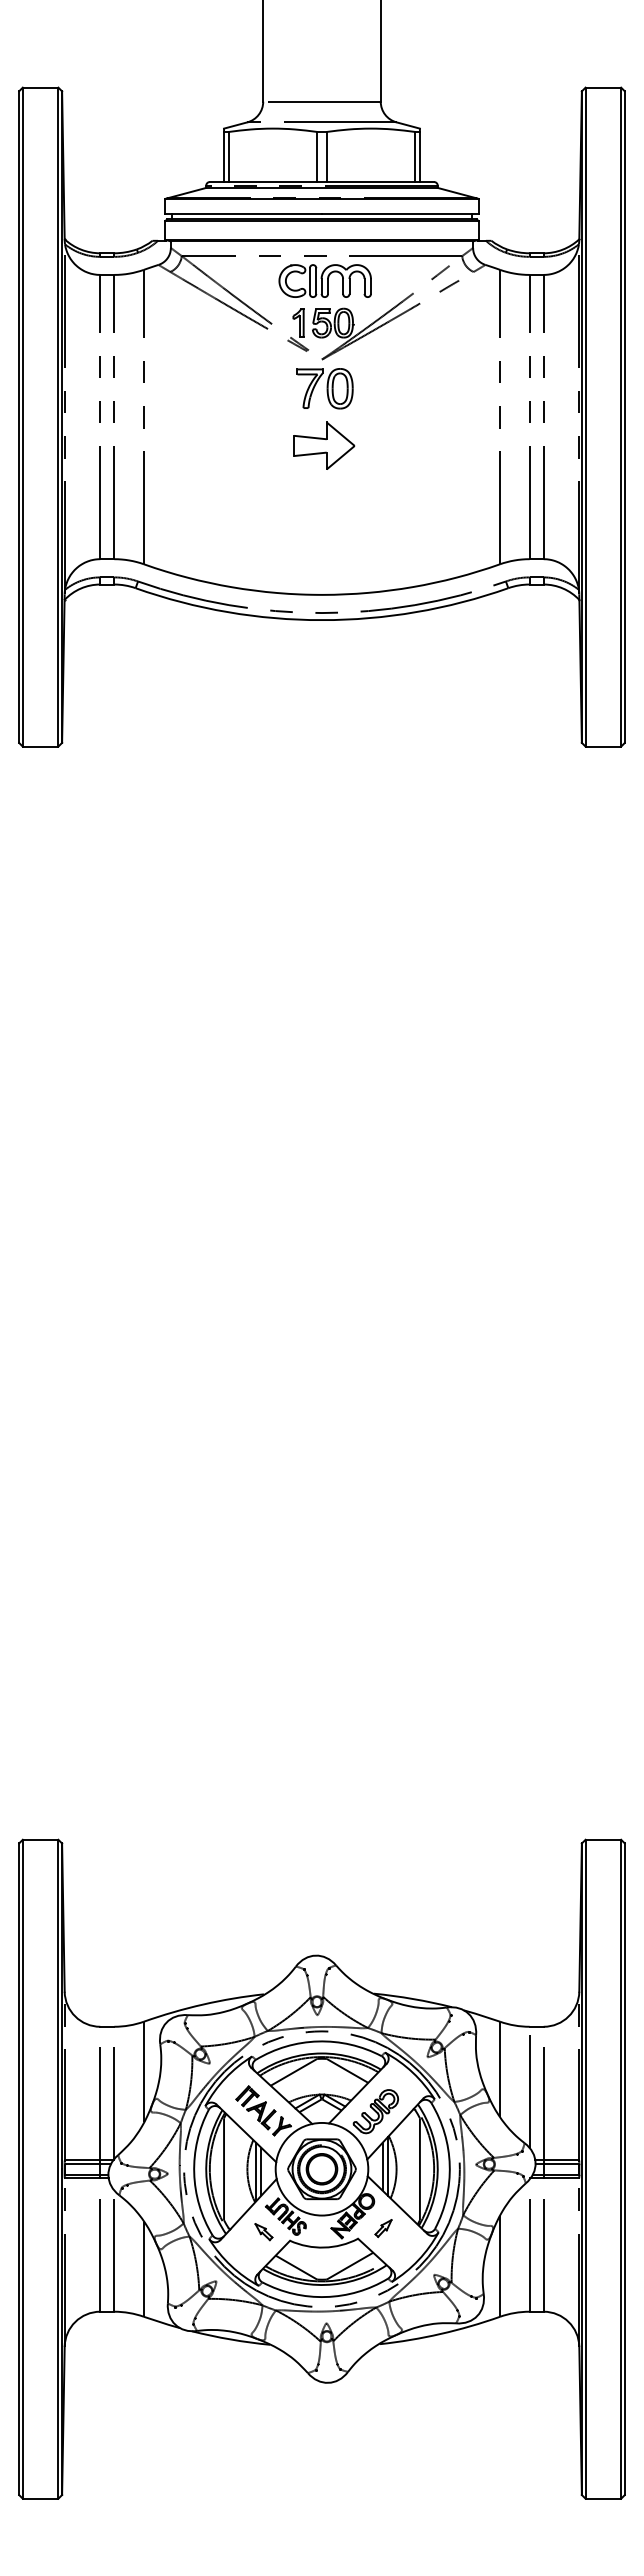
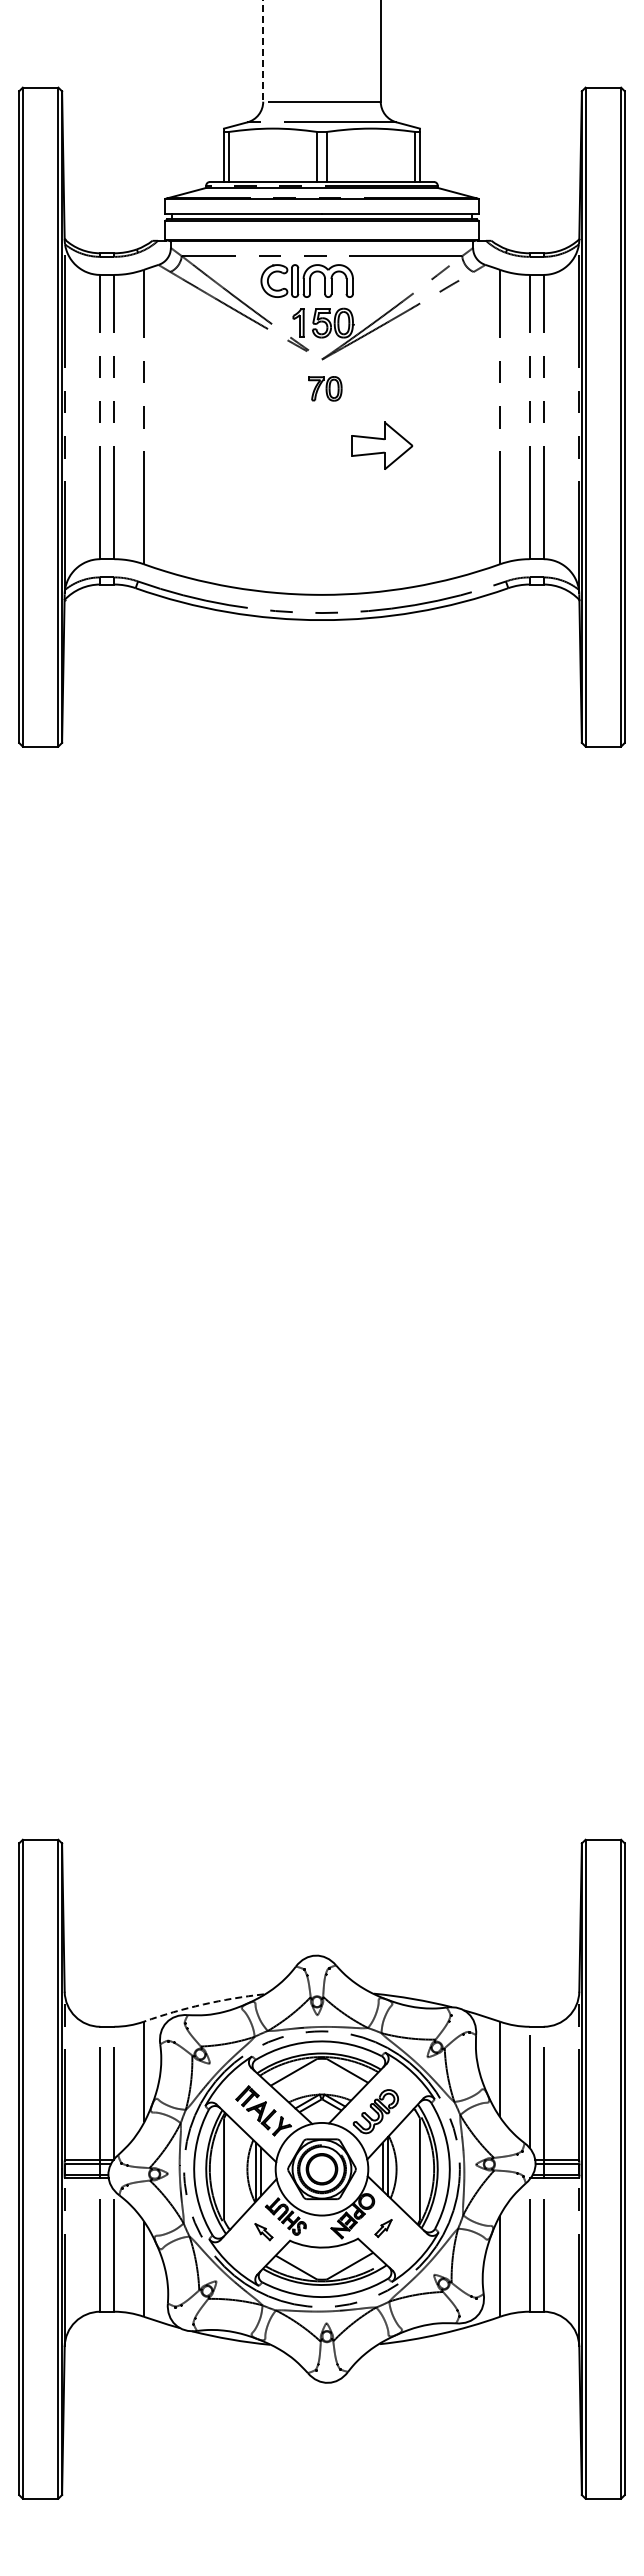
line: solid -> dashed (263, 51)
part position: (324, 280) -> (306, 280) (306, 280)
part size: 58x42 px -> 35x26 px (325, 388)
part position: (324, 445) -> (382, 445) (382, 445)
arc: solid -> dashed (203, 2004)
